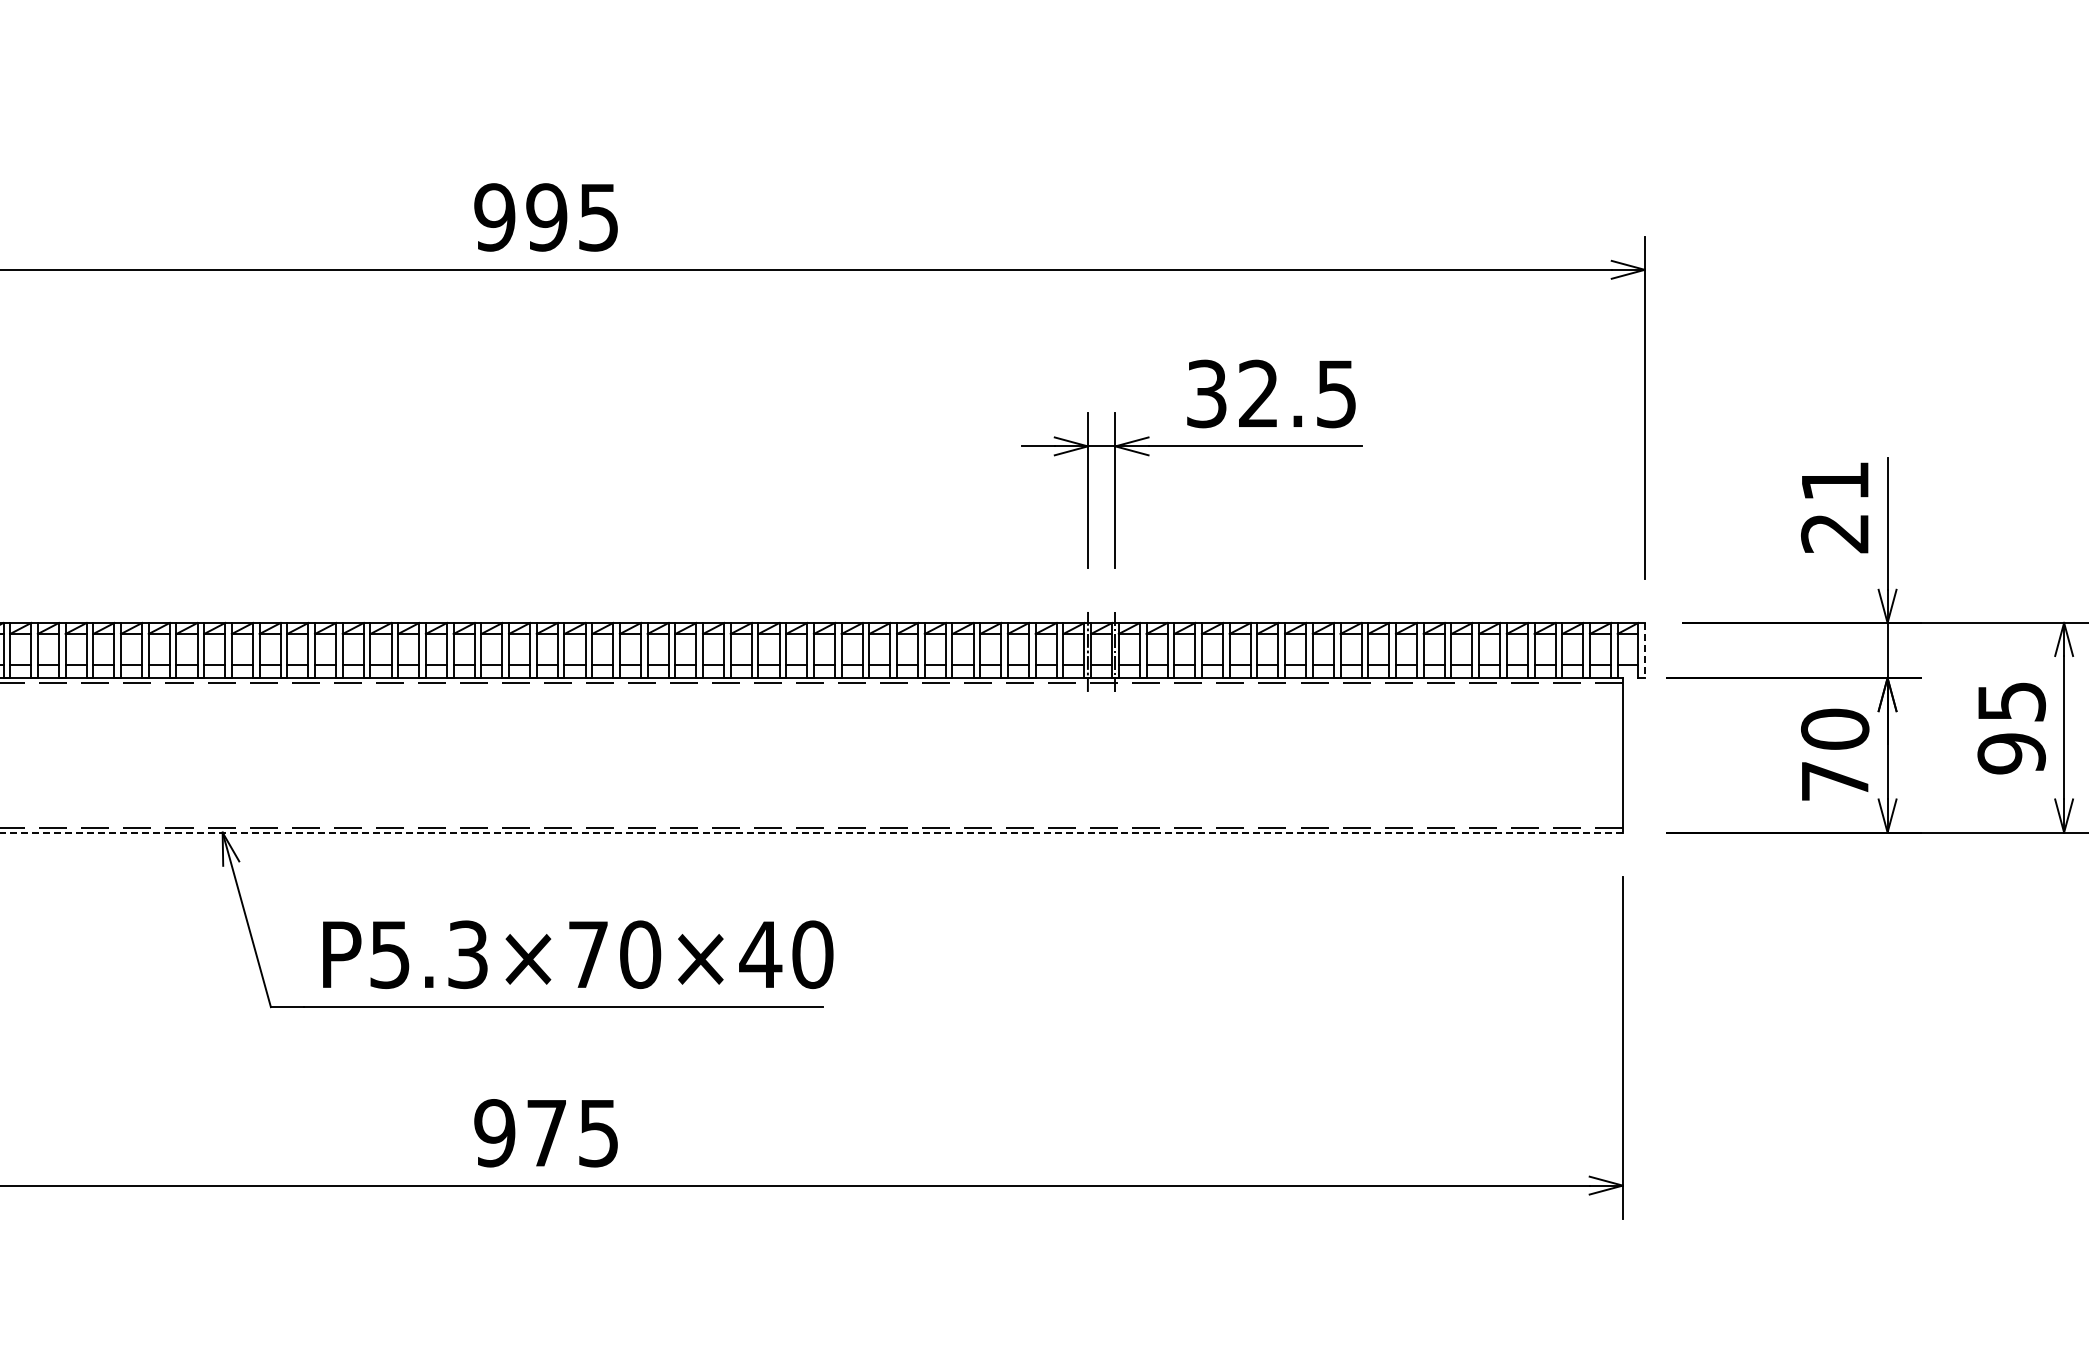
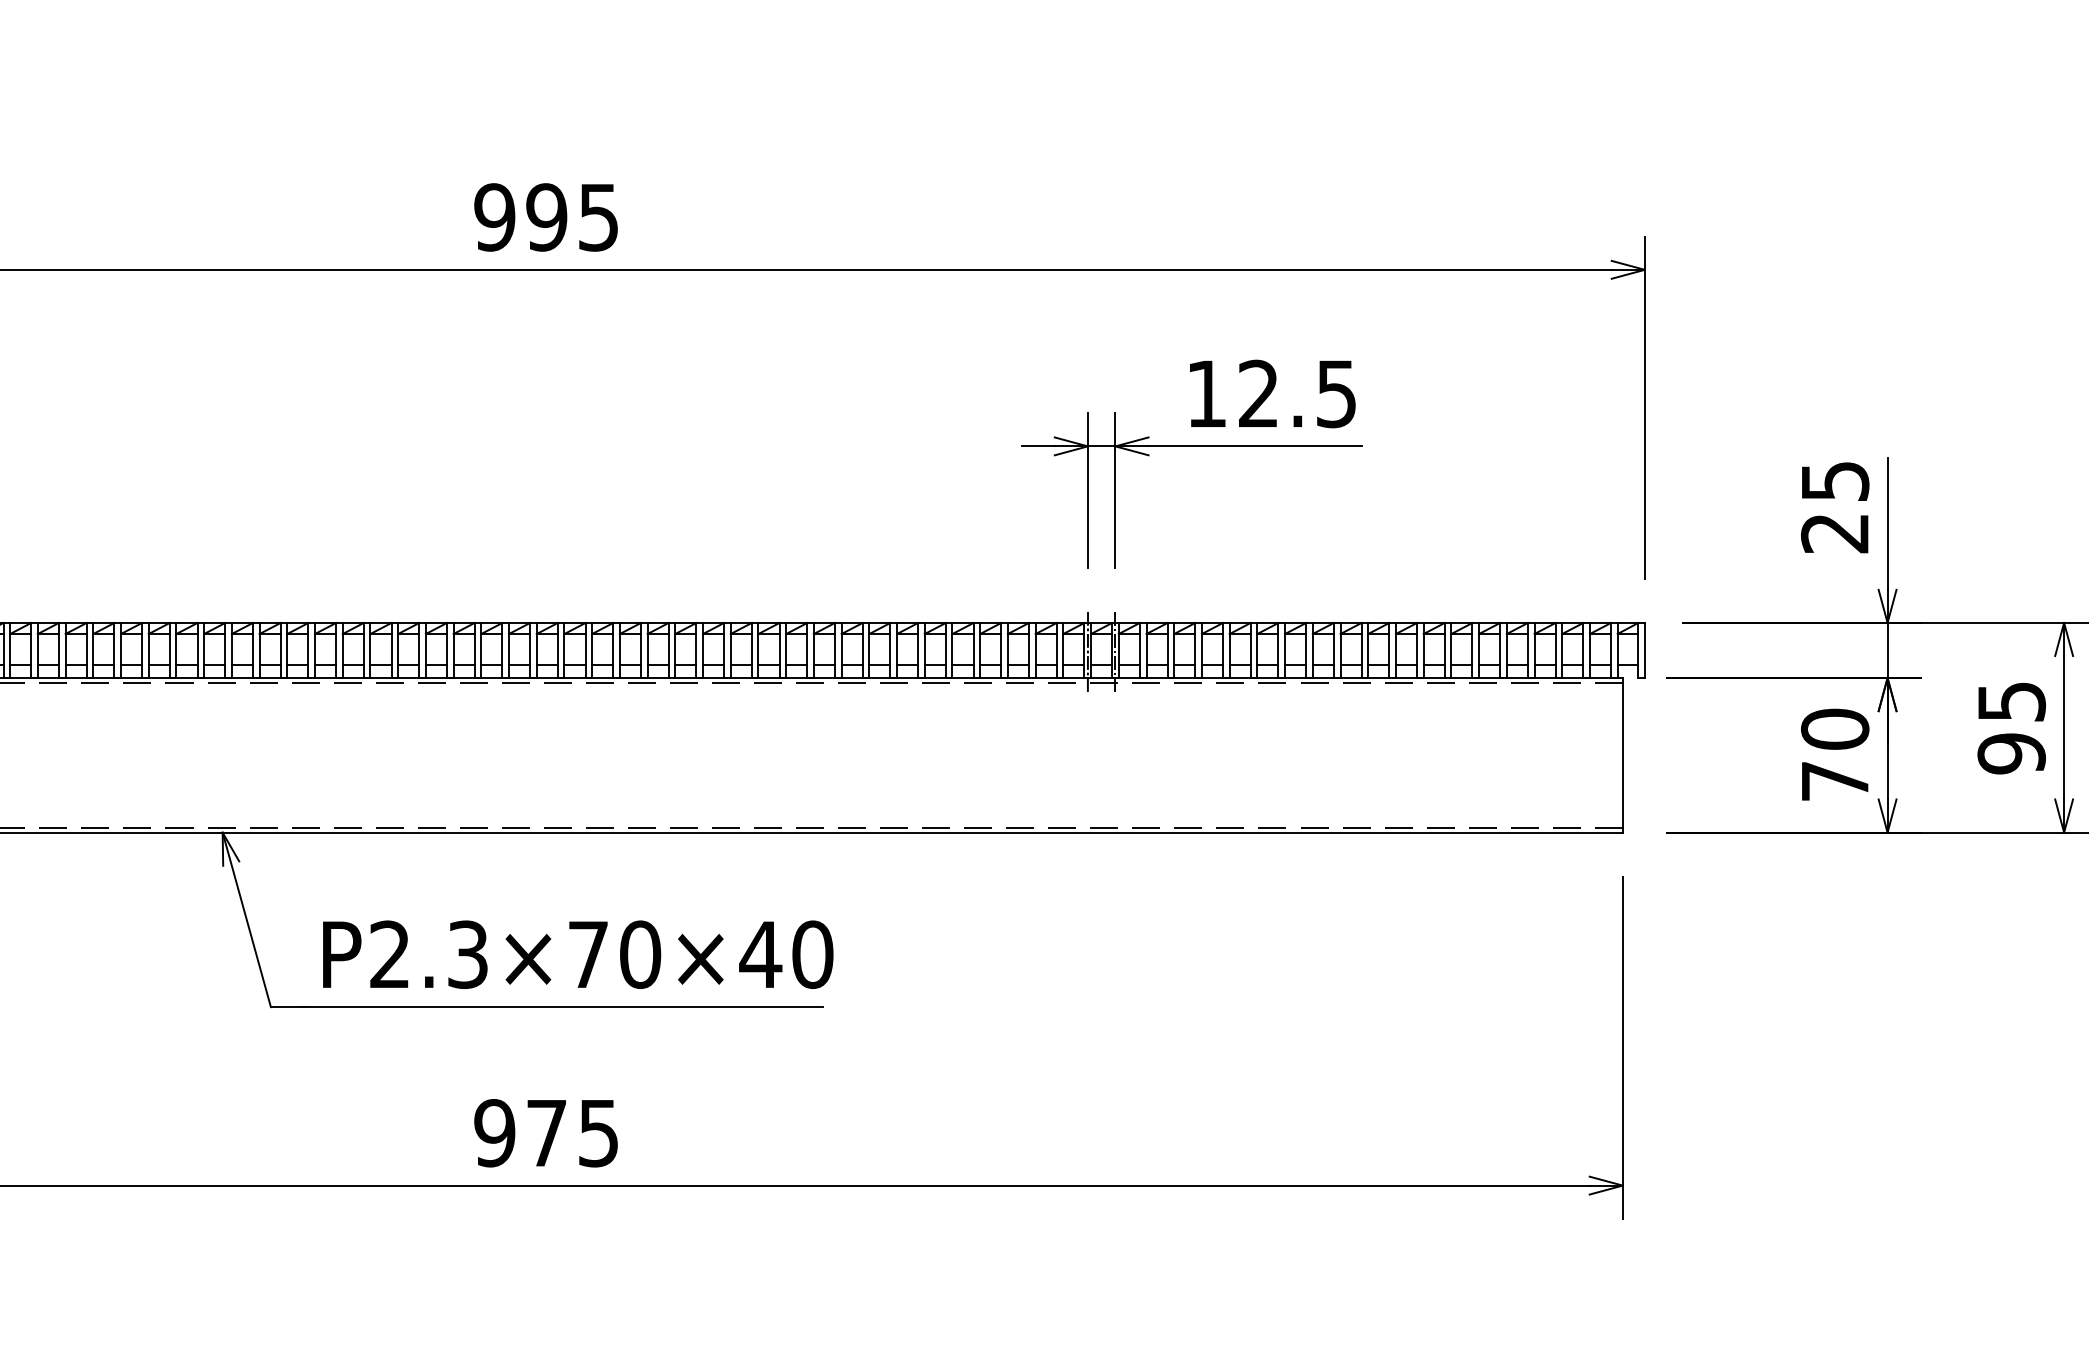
text: 32.5 -> 12.5 (1206, 393)
text: 21 -> 25 (1835, 481)
line: dashed -> solid (1644, 650)
line: dashed -> solid (810, 832)
text: P5.3×70×40 -> P2.3×70×40 (389, 954)
